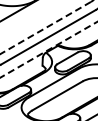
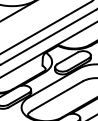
line: dashed -> solid (45, 28)
line: dashed -> solid (48, 49)
